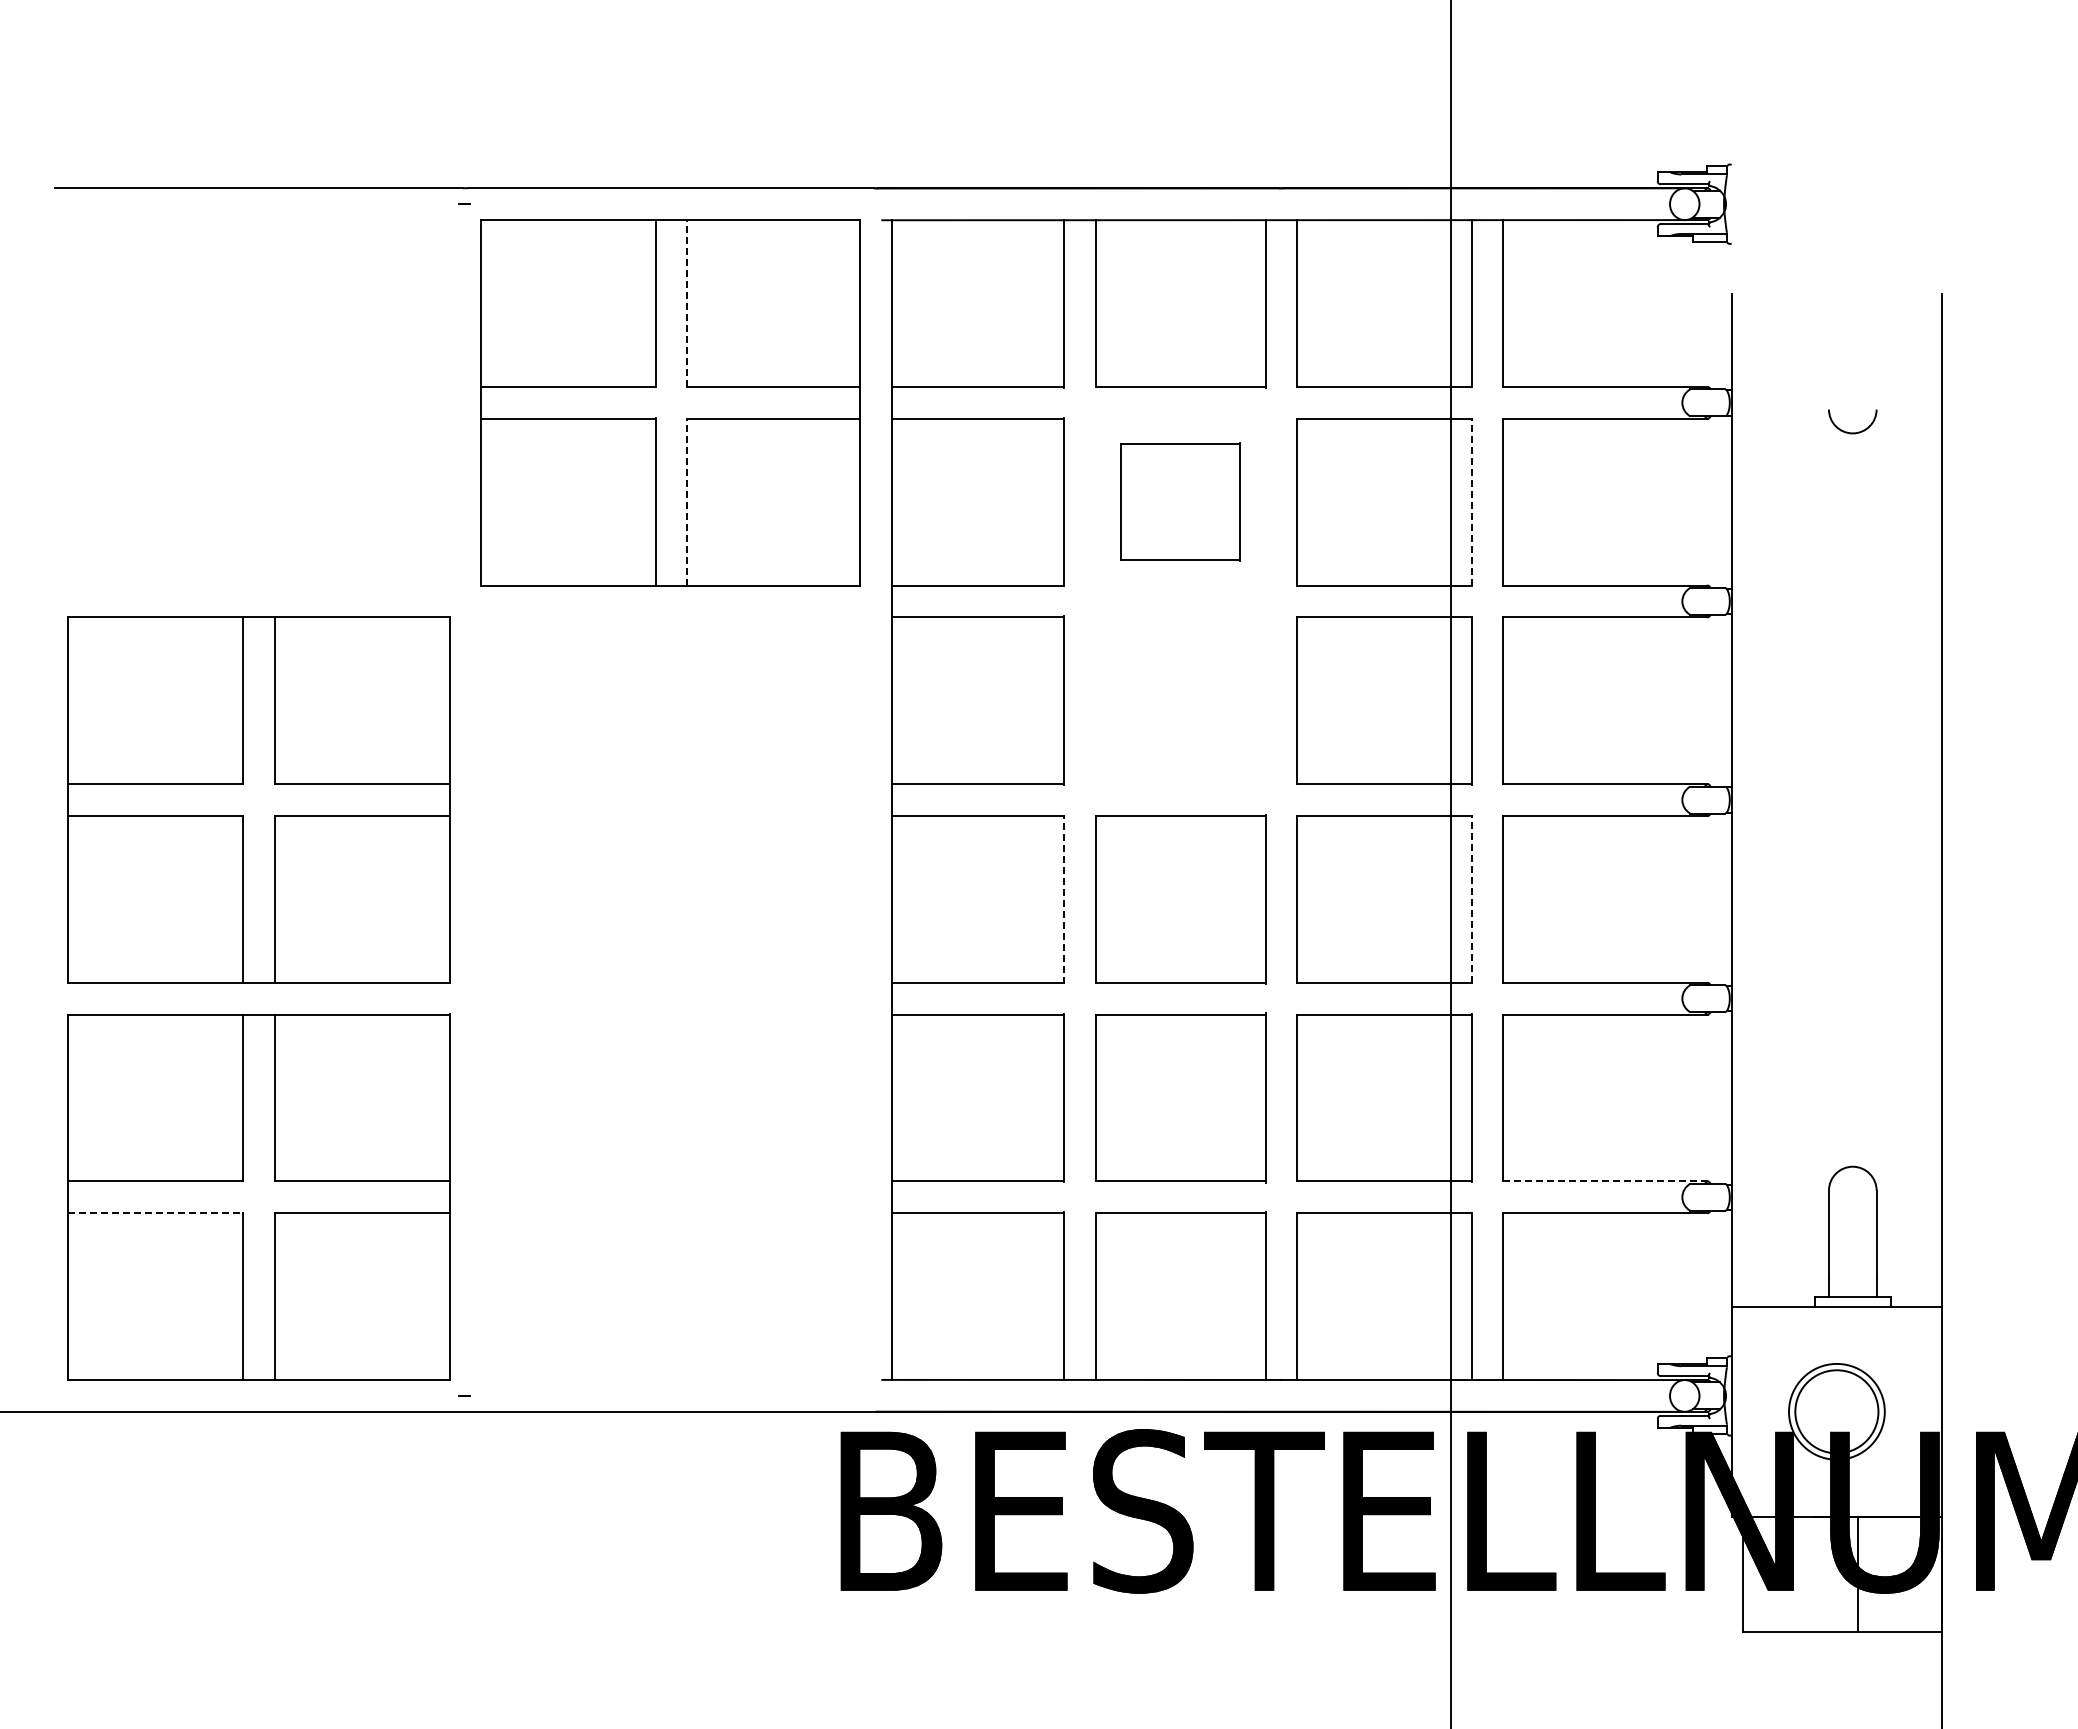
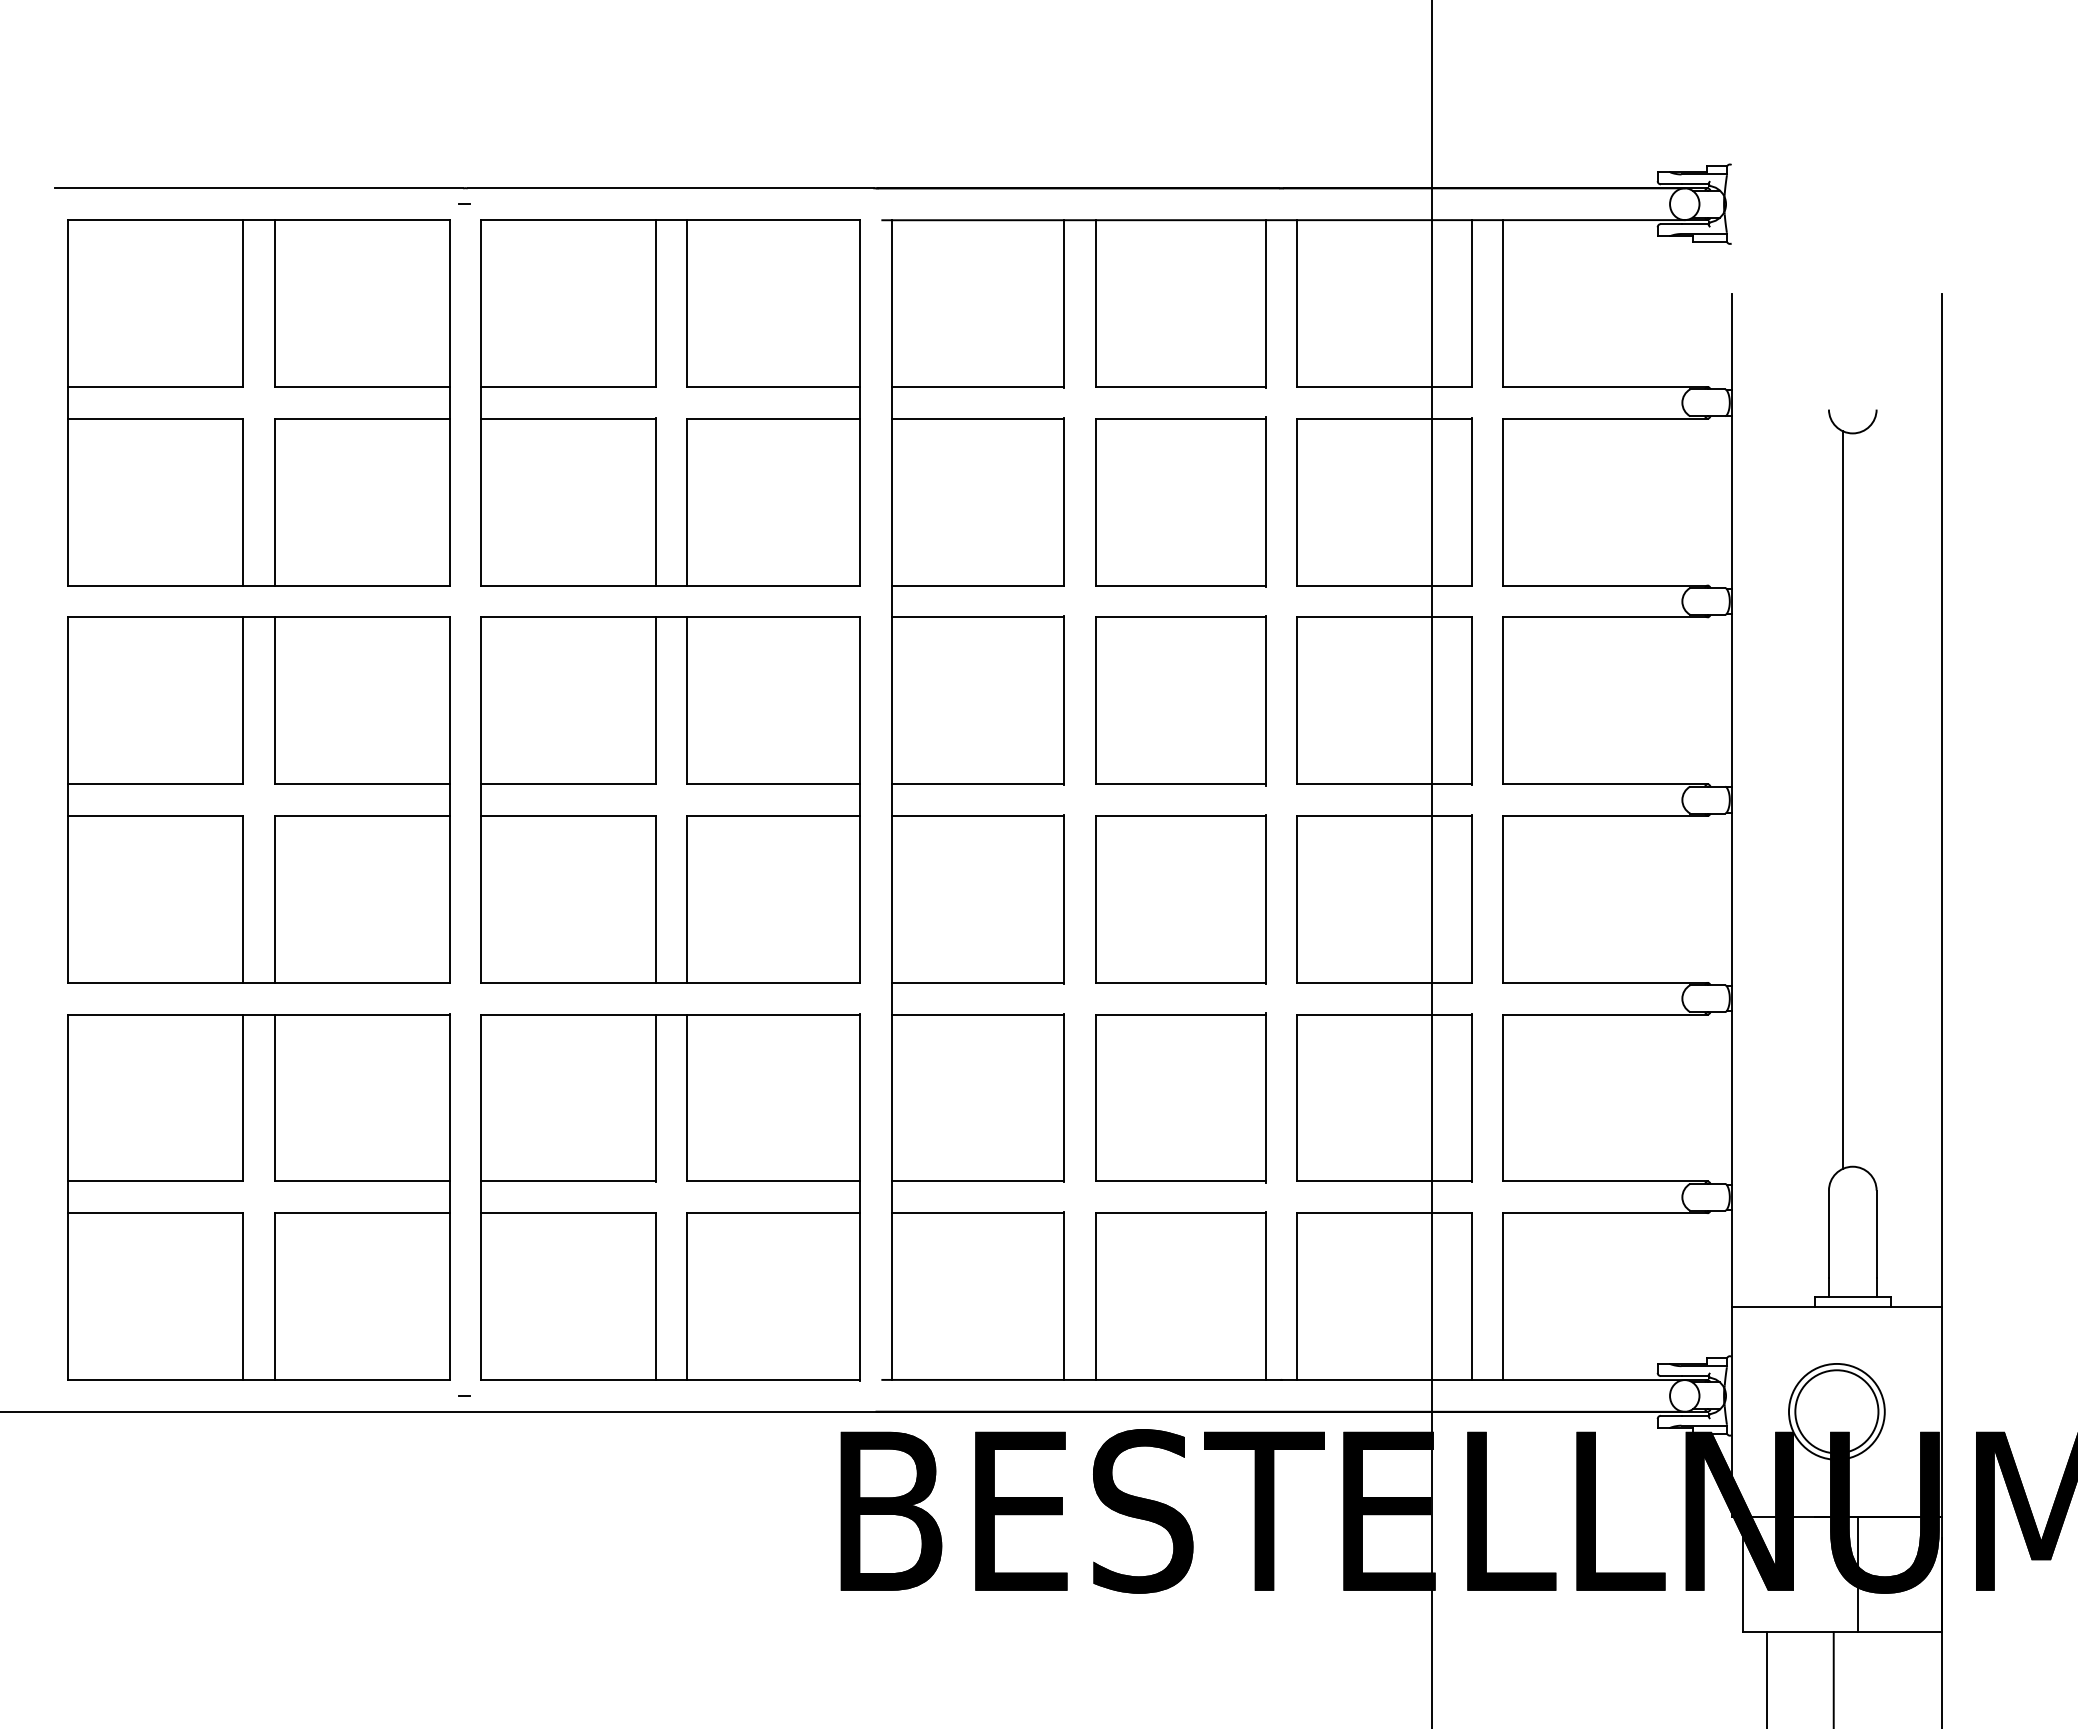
line: dashed -> solid (687, 303)
part: none -> present (258, 402)
line: dashed -> solid (687, 501)
part size: 121x120 px -> 172x172 px (1180, 501)
line: dashed -> solid (1471, 502)
part: none -> present (1180, 700)
part: none -> present (670, 799)
line: none -> present (1842, 799)
line position: (1450, 863) -> (1431, 863) (1431, 863)
line: dashed -> solid (1063, 898)
line: dashed -> solid (1471, 899)
line: dashed -> solid (1605, 1181)
part: none -> present (670, 1197)
line: dashed -> solid (156, 1213)
line: none -> present (1766, 1678)
line: none -> present (1833, 1678)
